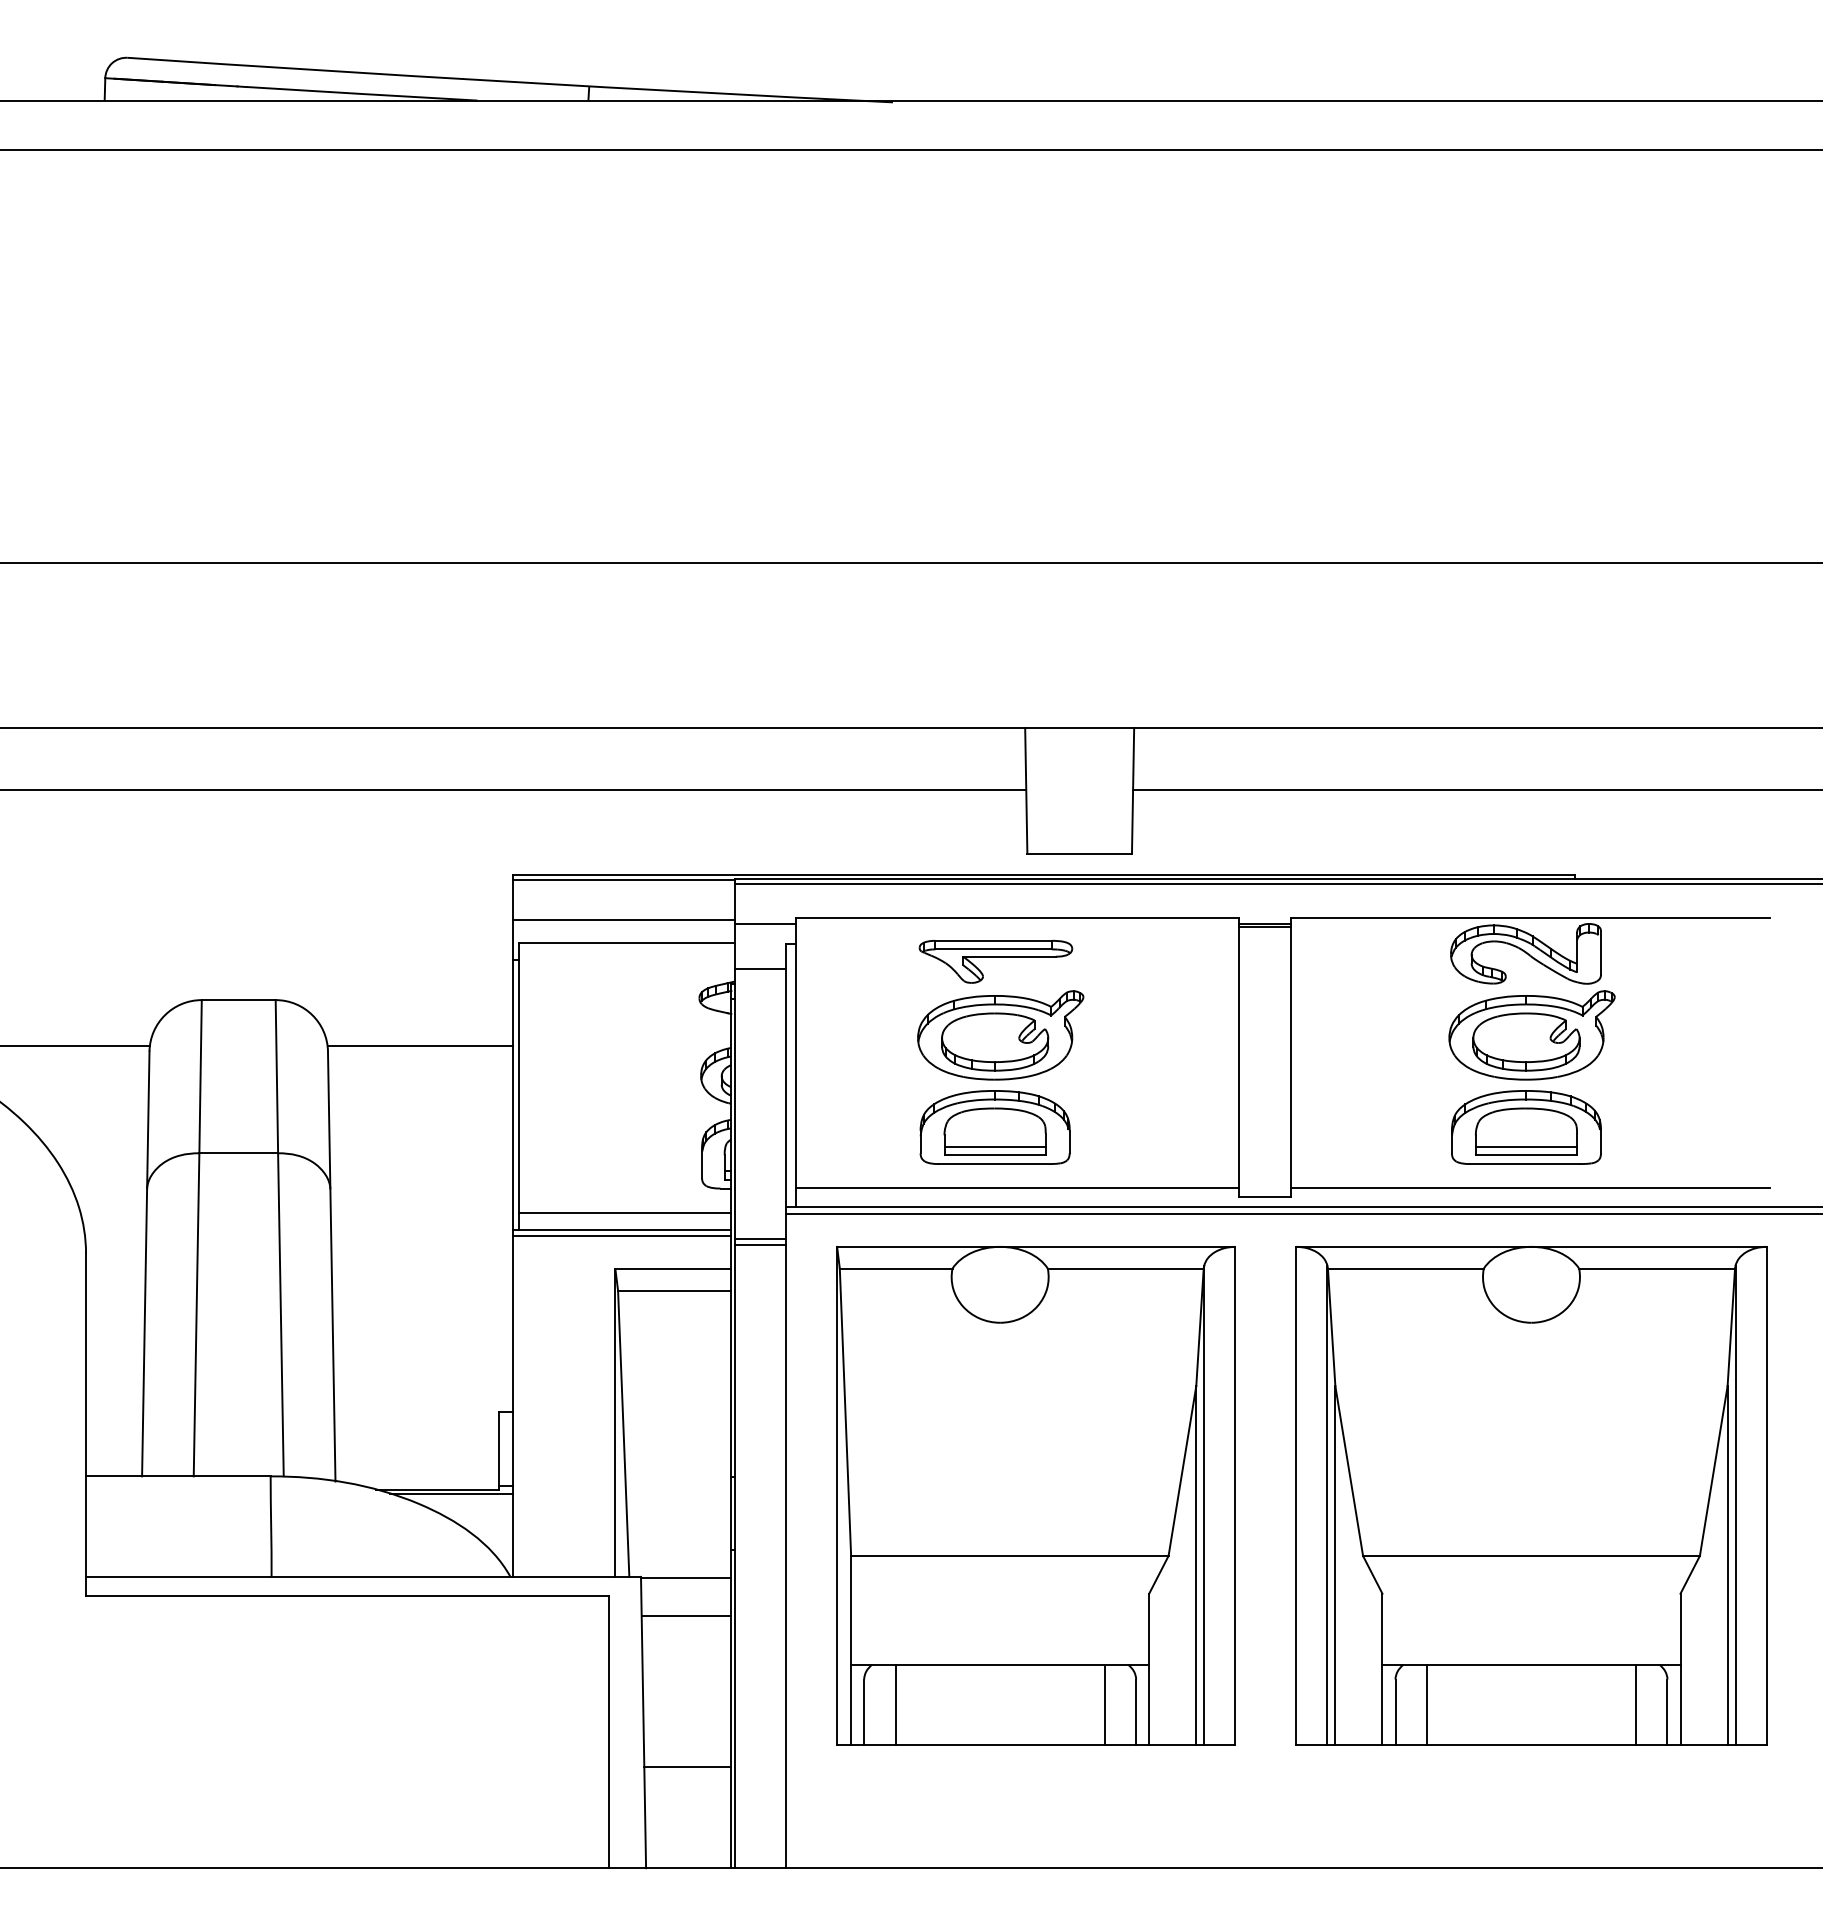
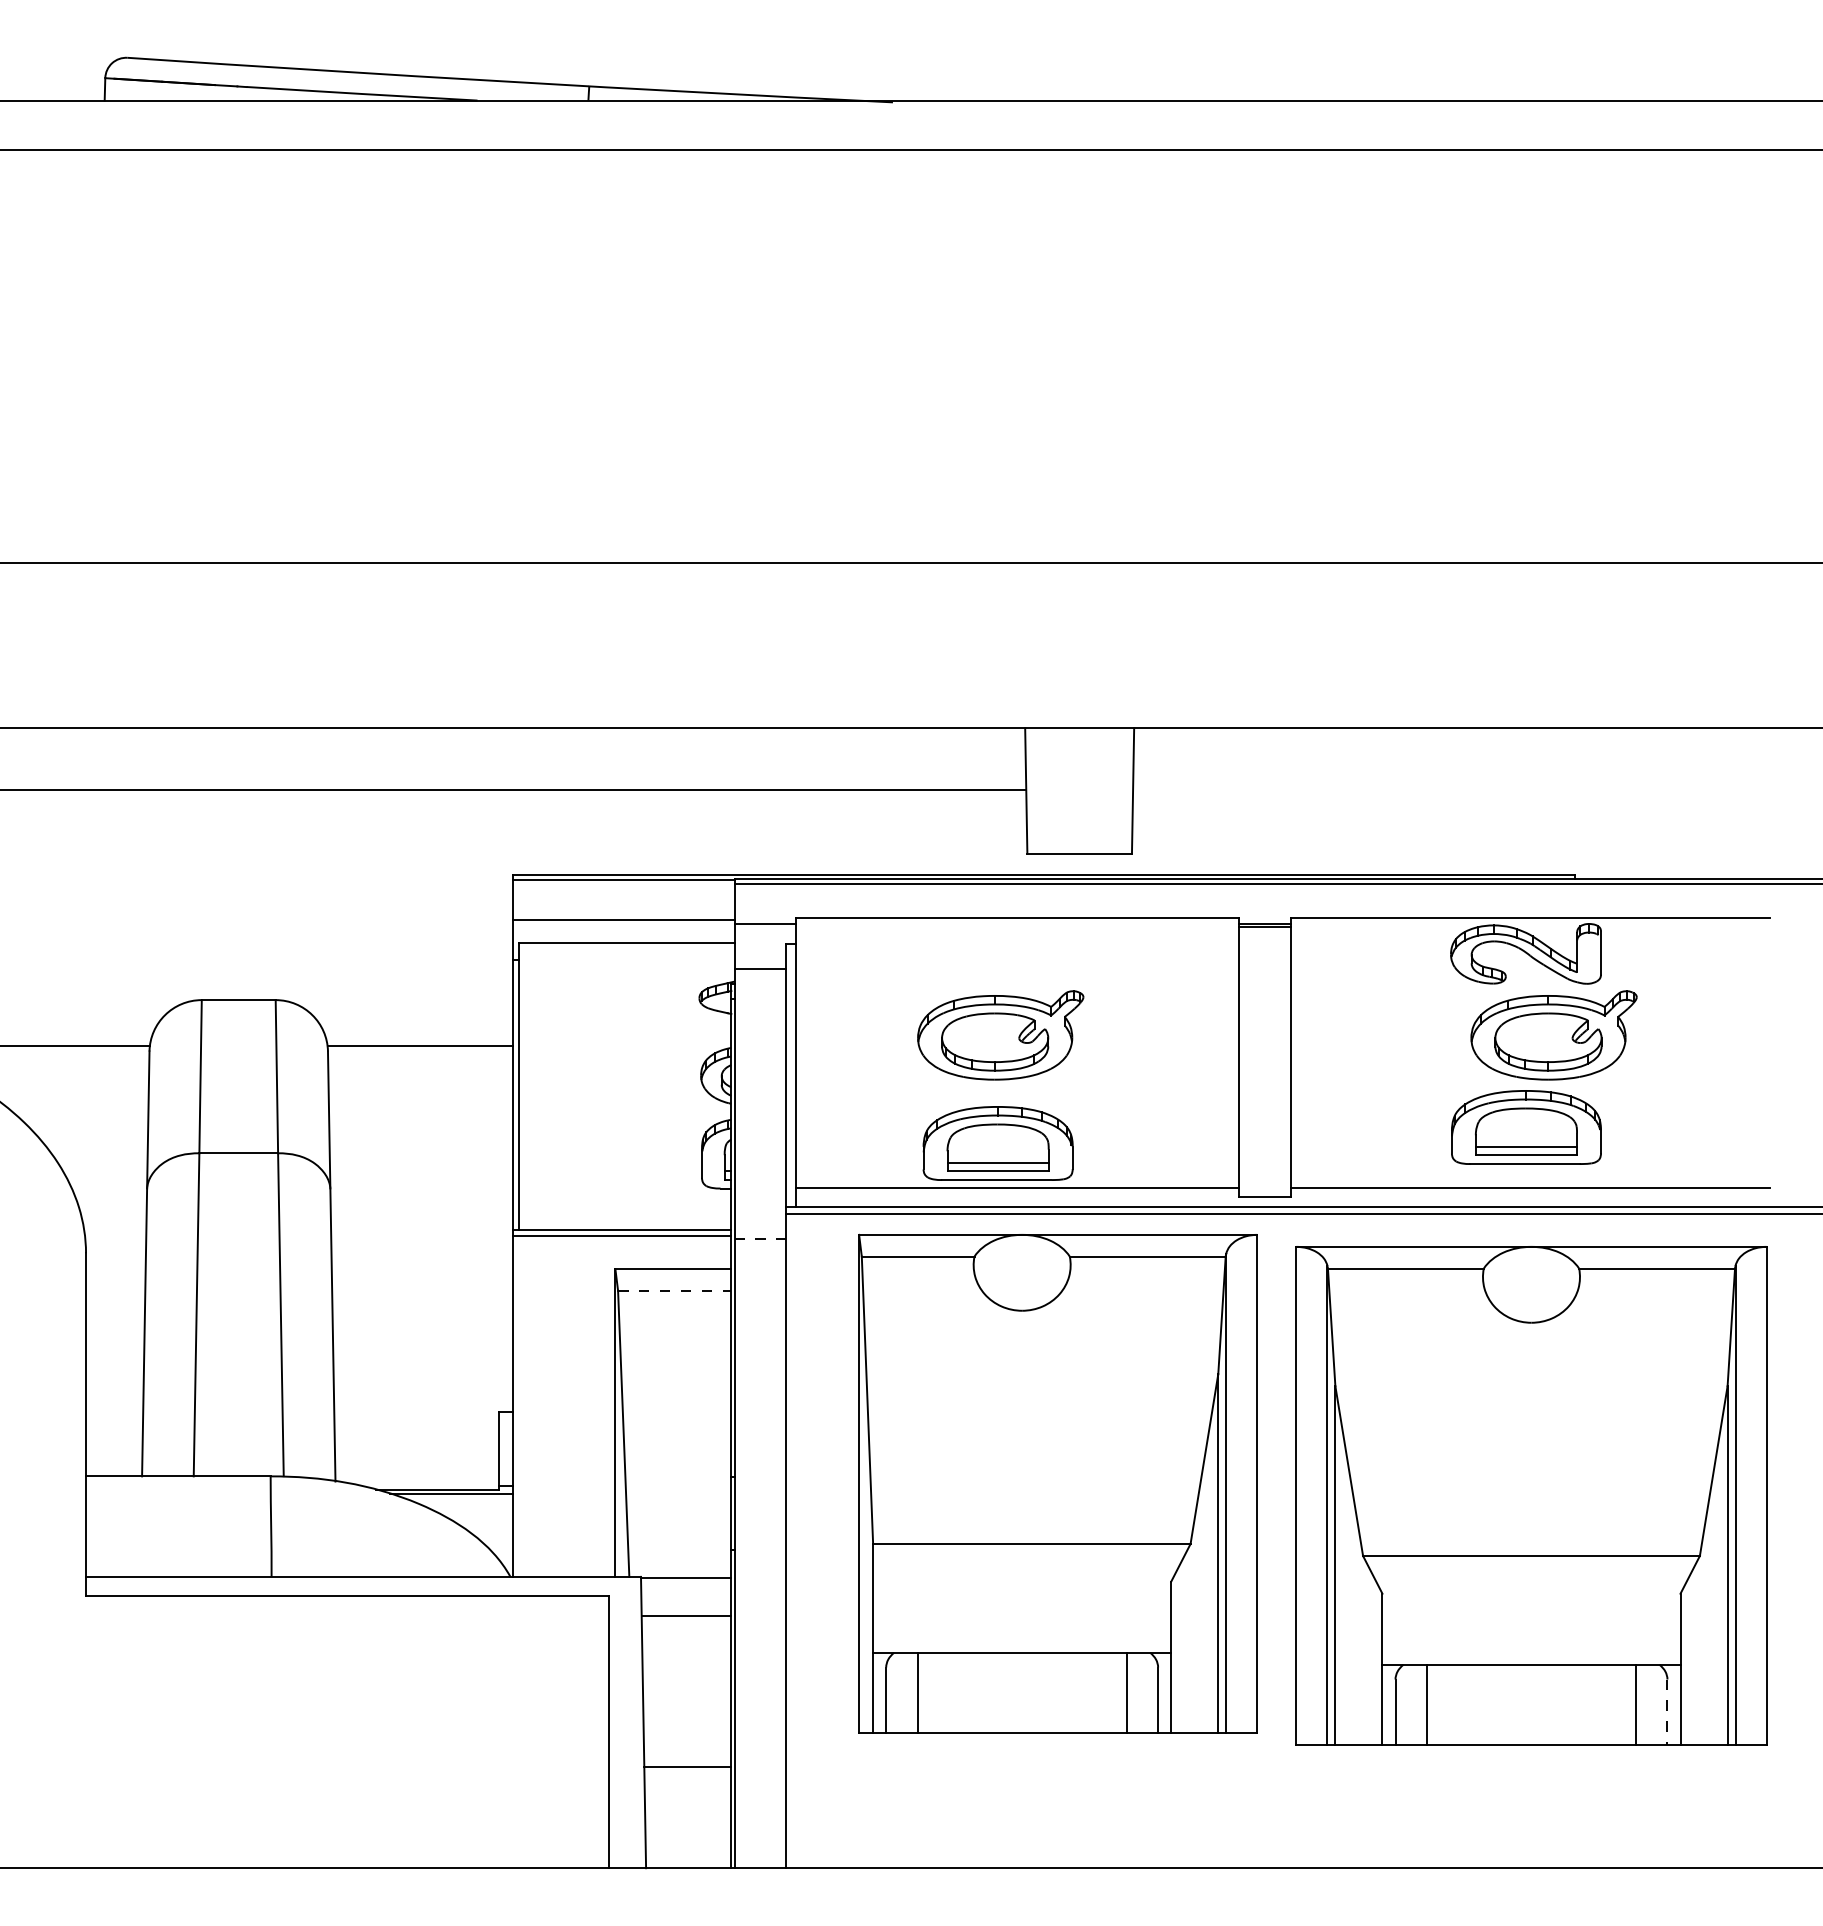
line: present -> none (1476, 790)
part: present -> none (995, 961)
part position: (1531, 1035) -> (1553, 1035) (1553, 1035)
part position: (994, 1127) -> (997, 1143) (997, 1143)
line: present -> none (625, 1212)
line: solid -> dashed (760, 1239)
line: present -> none (759, 1245)
line: solid -> dashed (674, 1290)
part position: (1035, 1495) -> (1057, 1483) (1057, 1483)
line: solid -> dashed (1667, 1712)
